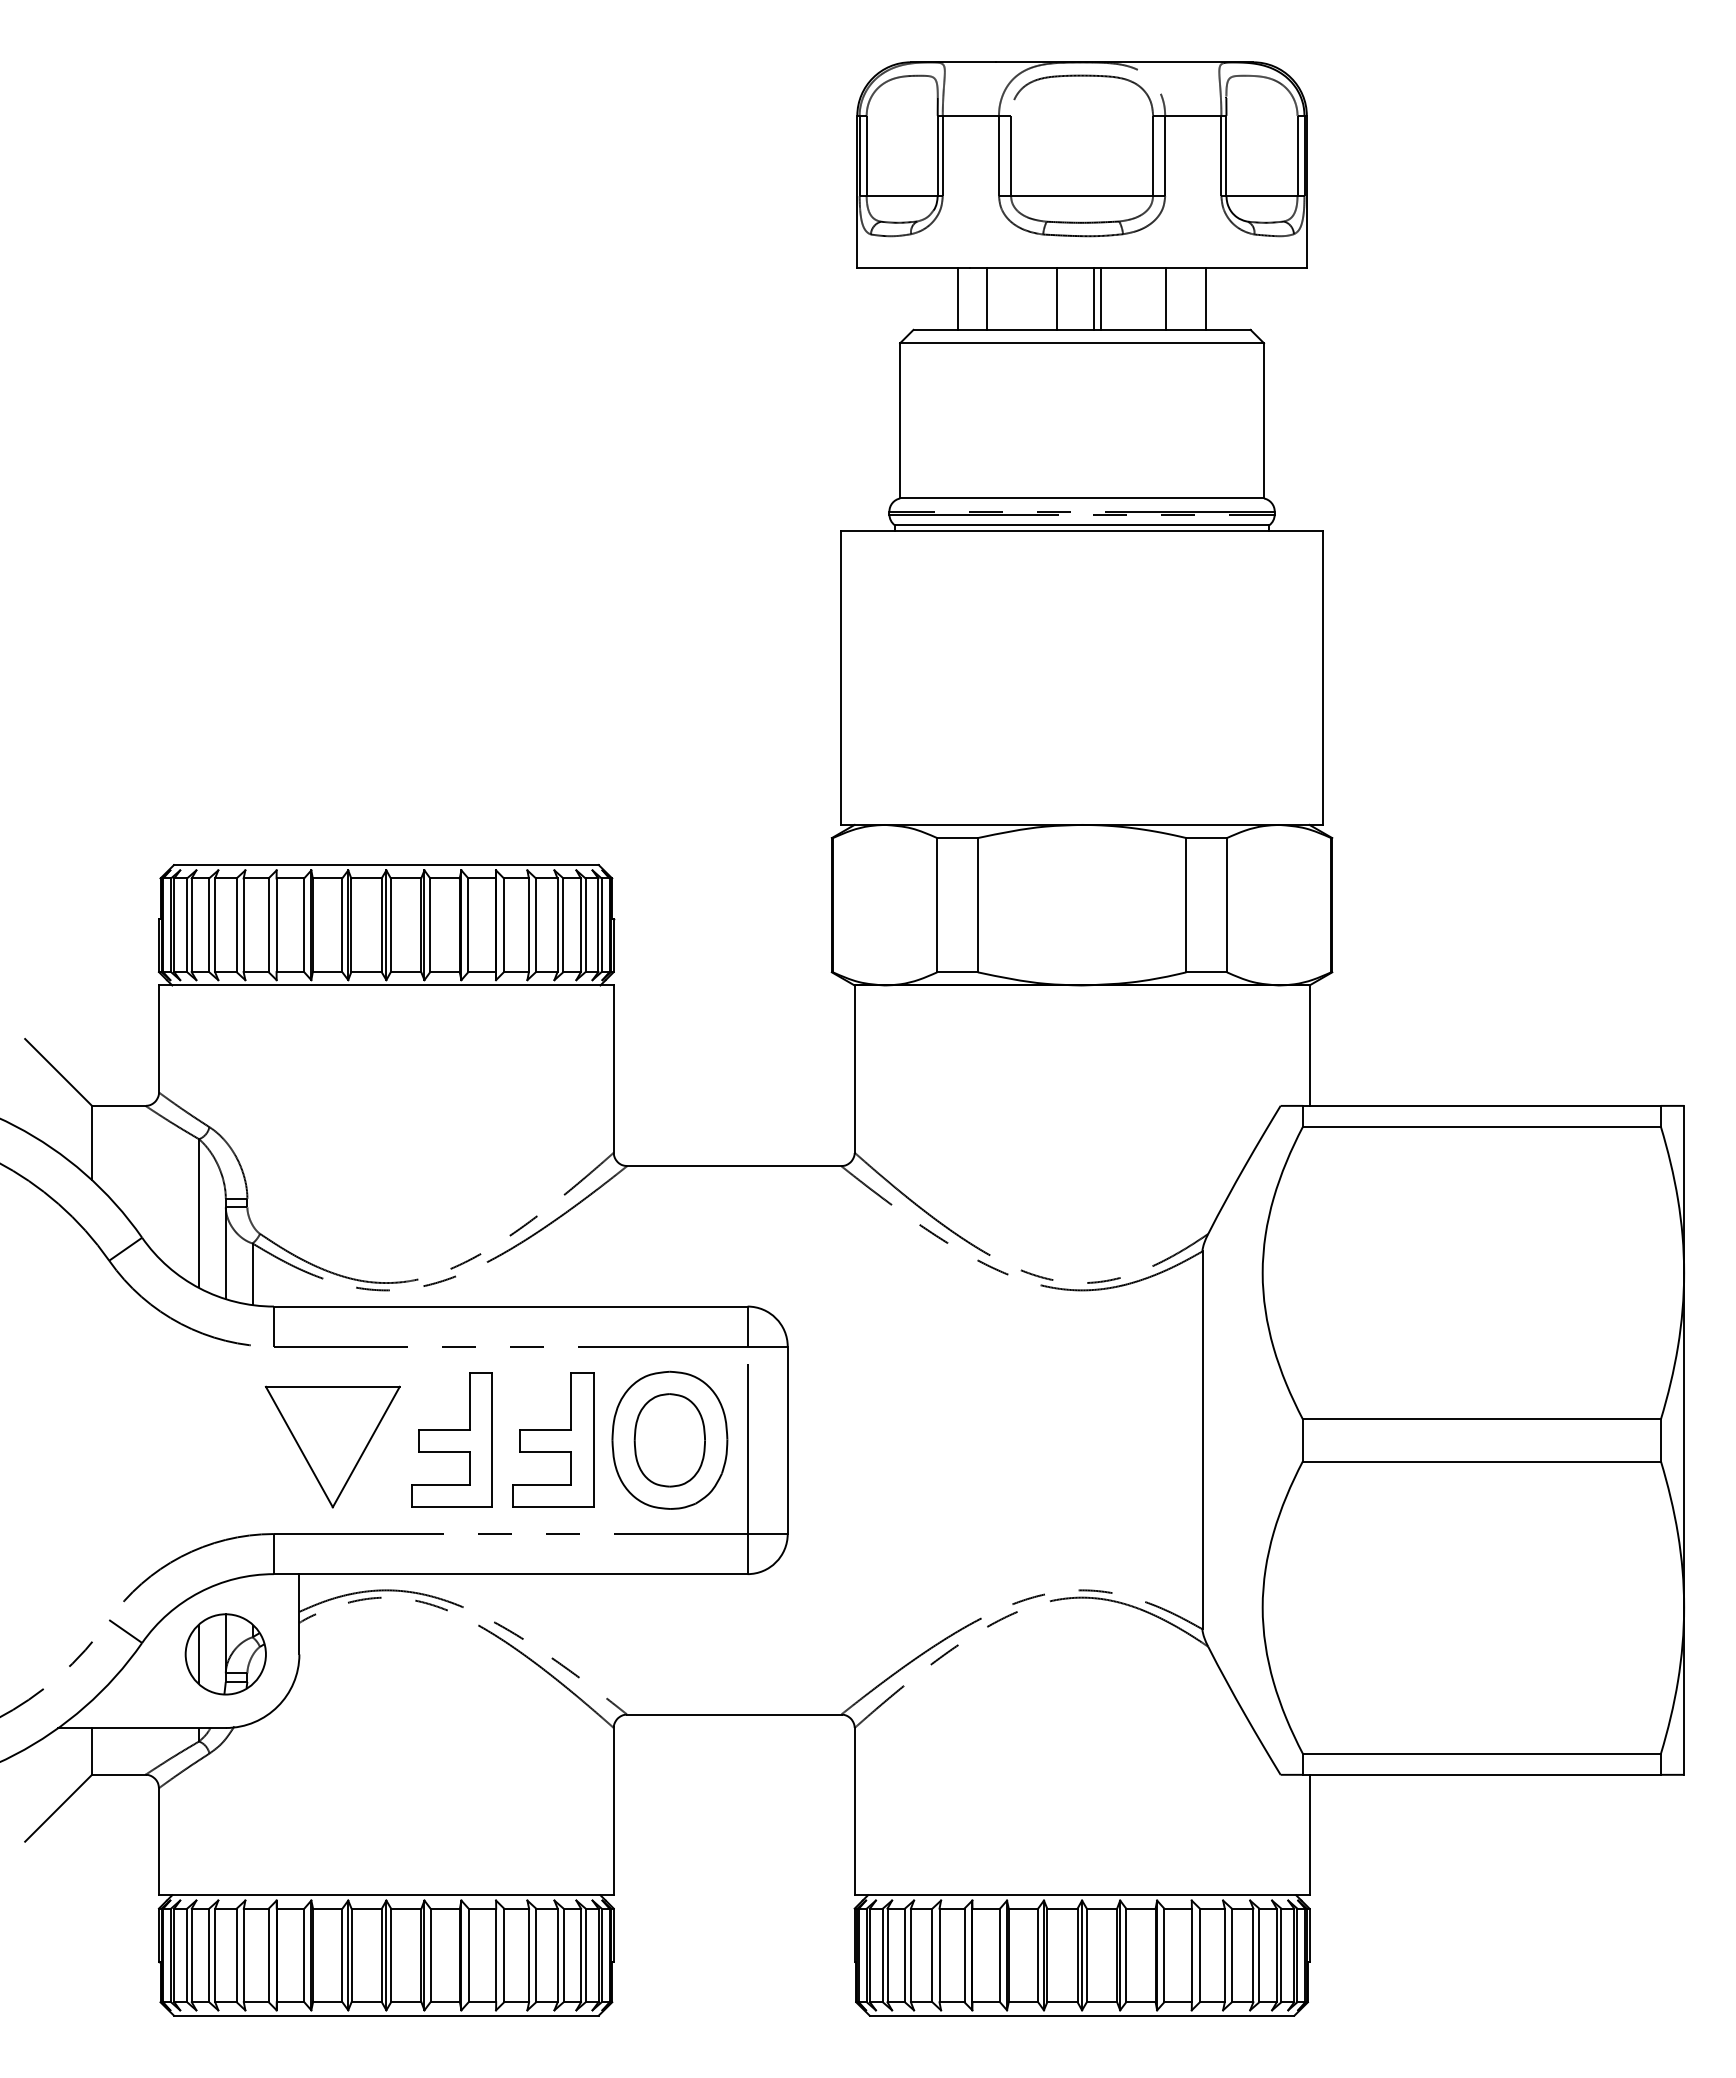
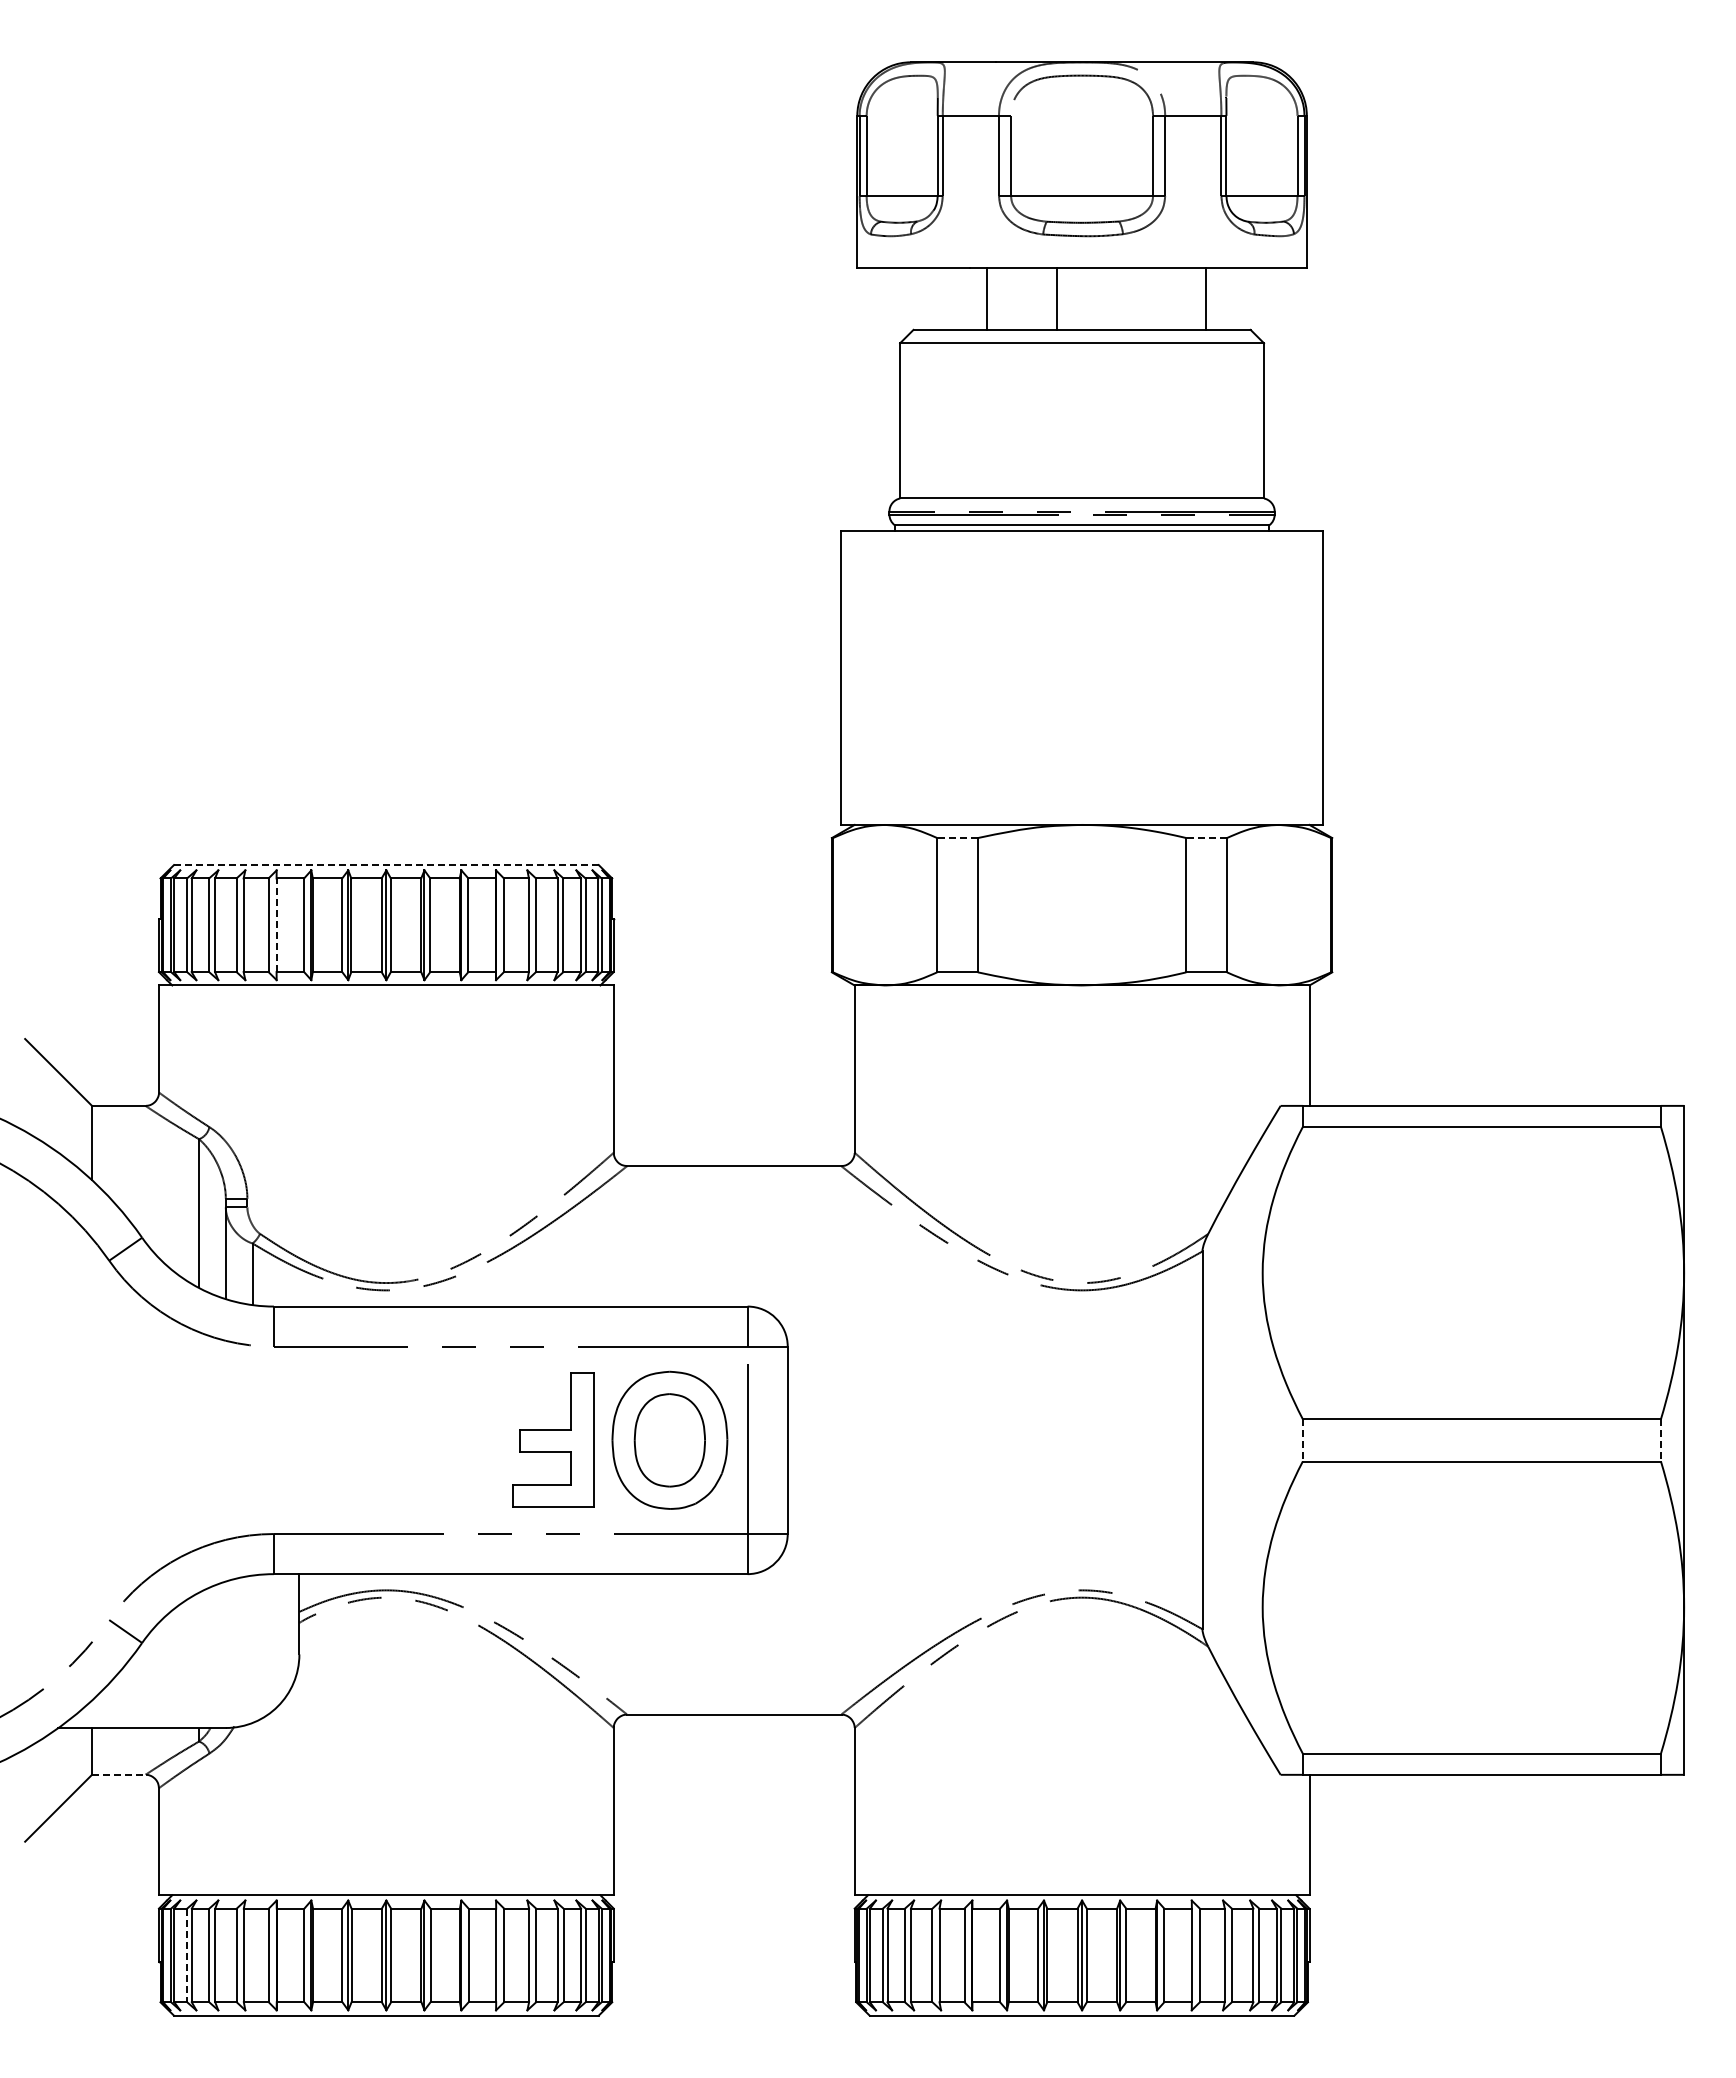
line: present -> none (957, 298)
line: present -> none (1094, 298)
line: present -> none (1100, 298)
line: present -> none (1166, 298)
line: solid -> dashed (957, 838)
line: solid -> dashed (1206, 838)
line: solid -> dashed (385, 865)
line: solid -> dashed (276, 925)
part: present -> none (451, 1439)
line: solid -> dashed (1302, 1440)
line: solid -> dashed (1660, 1440)
part: present -> none (332, 1446)
part: present -> none (225, 1654)
line: solid -> dashed (119, 1774)
line: solid -> dashed (187, 1955)
